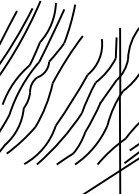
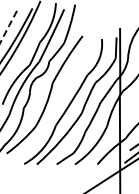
arc: solid -> dashed (8, 27)
